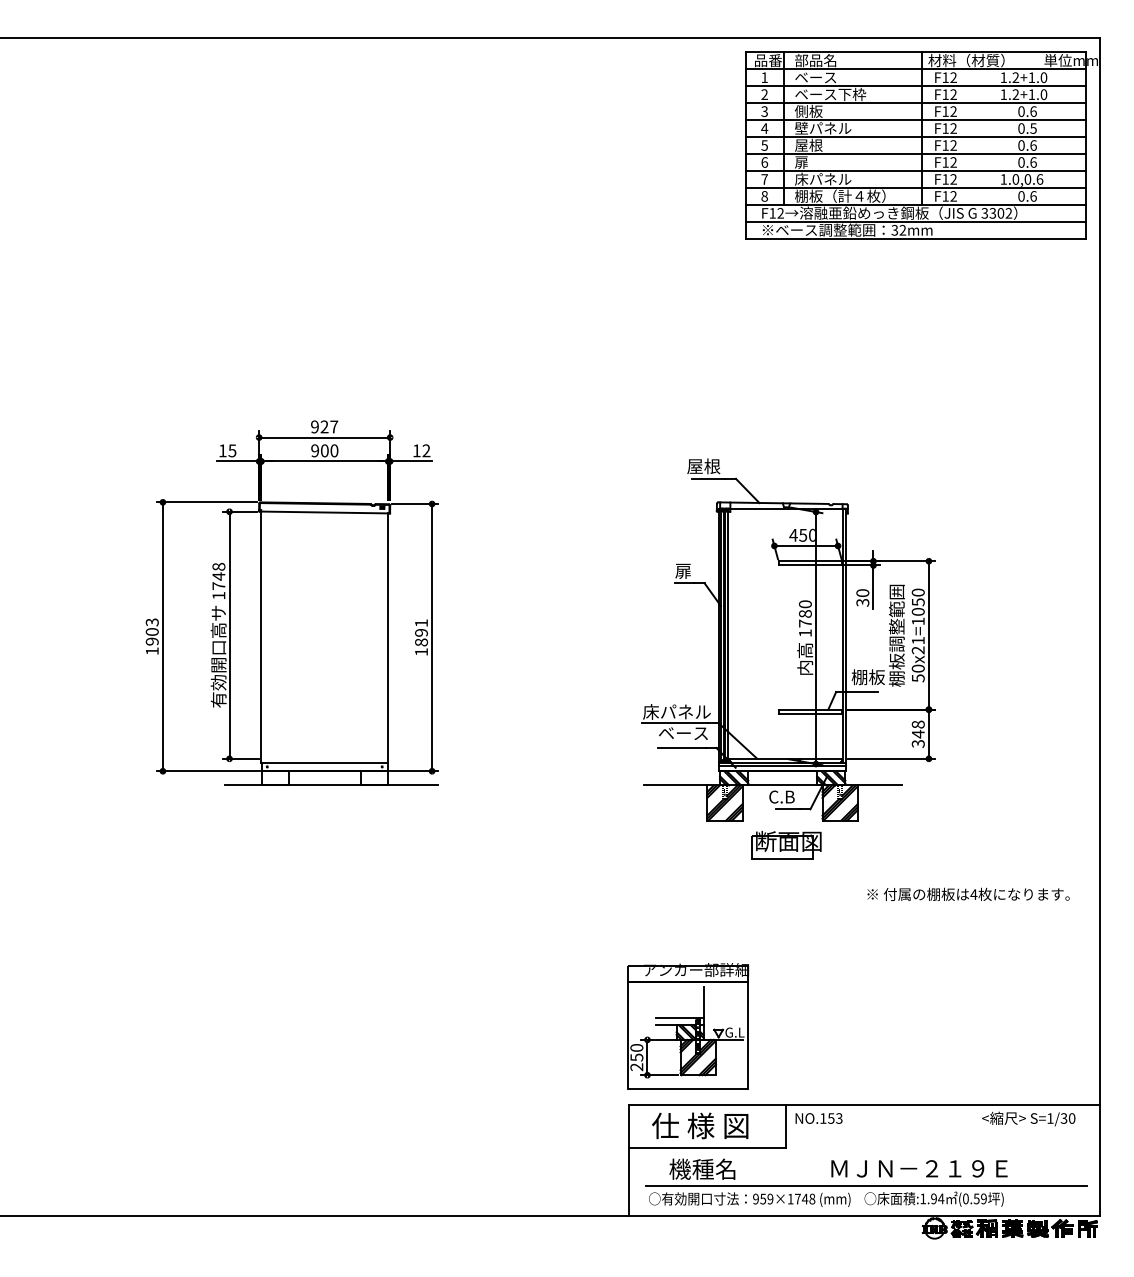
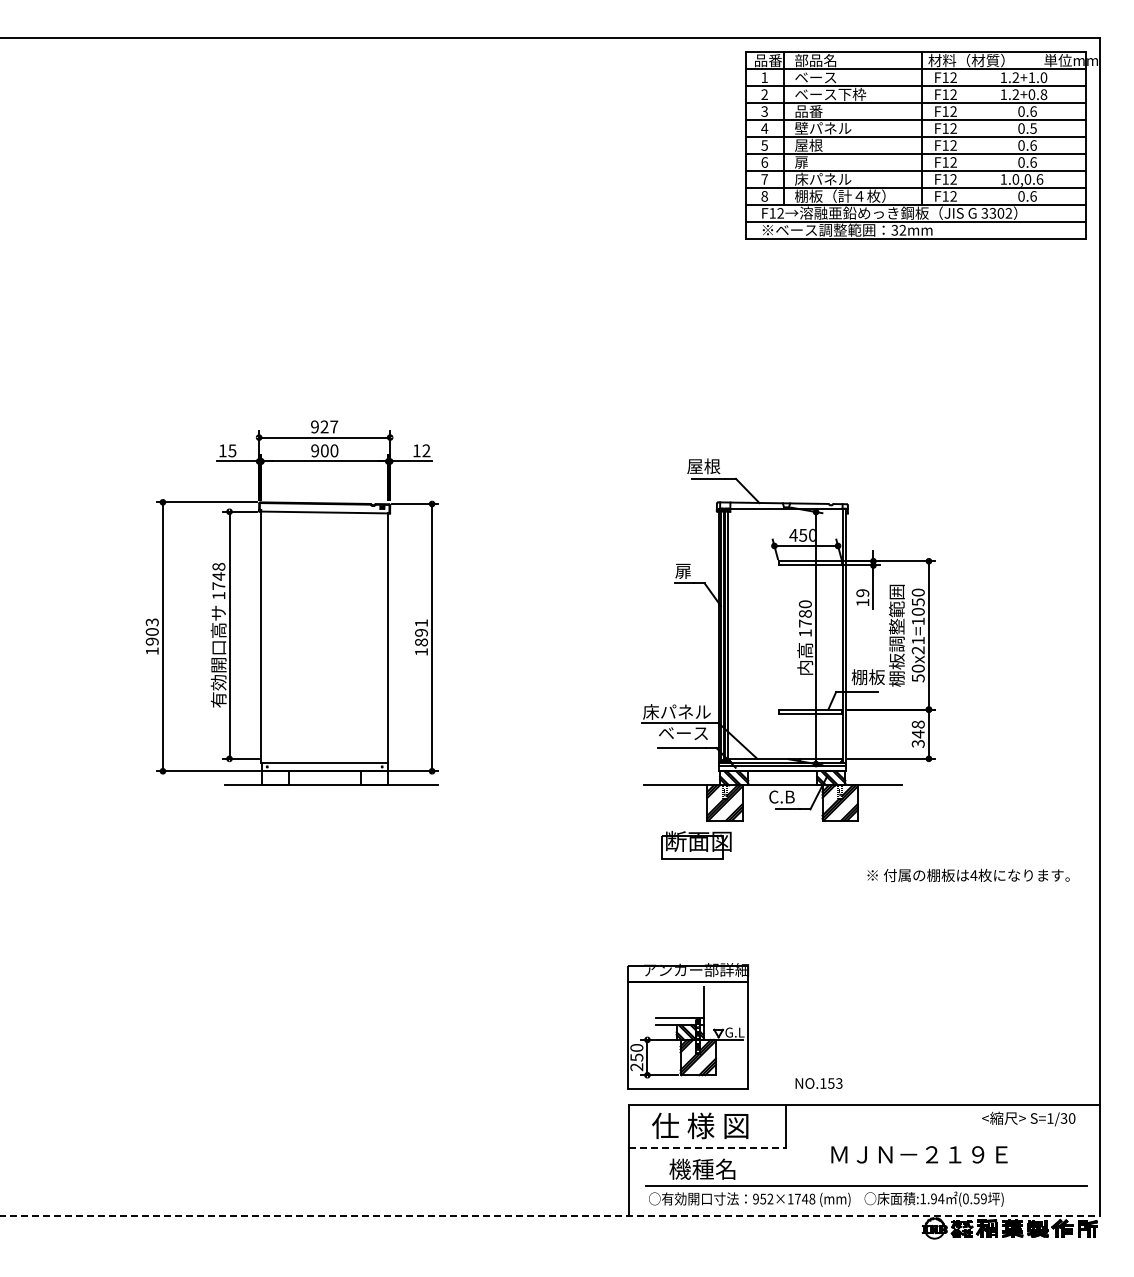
text: 1.2+1.0 -> 1.2+0.8 (1037, 94)
text: 側板 -> 品番 (808, 110)
text: 30 -> 19 (862, 597)
part position: (786, 845) -> (696, 845) (696, 845)
text position: (968, 893) -> (968, 874) (968, 874)
text position: (818, 1118) -> (818, 1083) (818, 1083)
line: solid -> dashed (707, 1147)
text position: (919, 1168) -> (919, 1154) (919, 1154)
text: 959×1748 -> 952×1748 (770, 1199)
line: solid -> dashed (549, 1215)
